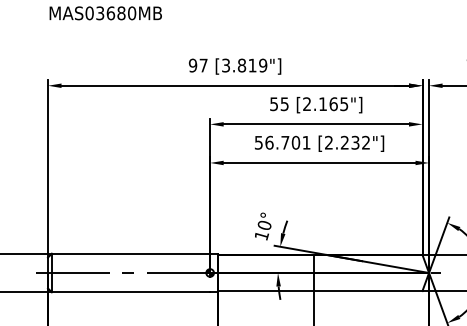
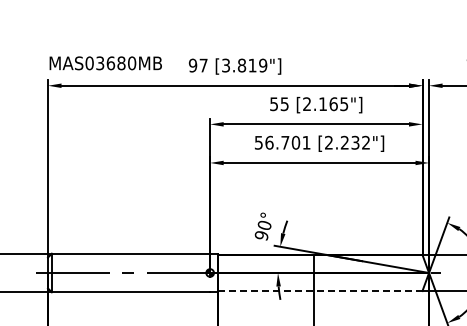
text position: (105, 13) -> (105, 63) (105, 63)
text: 10° -> 90° (261, 235)
line: solid -> dashed (319, 291)
